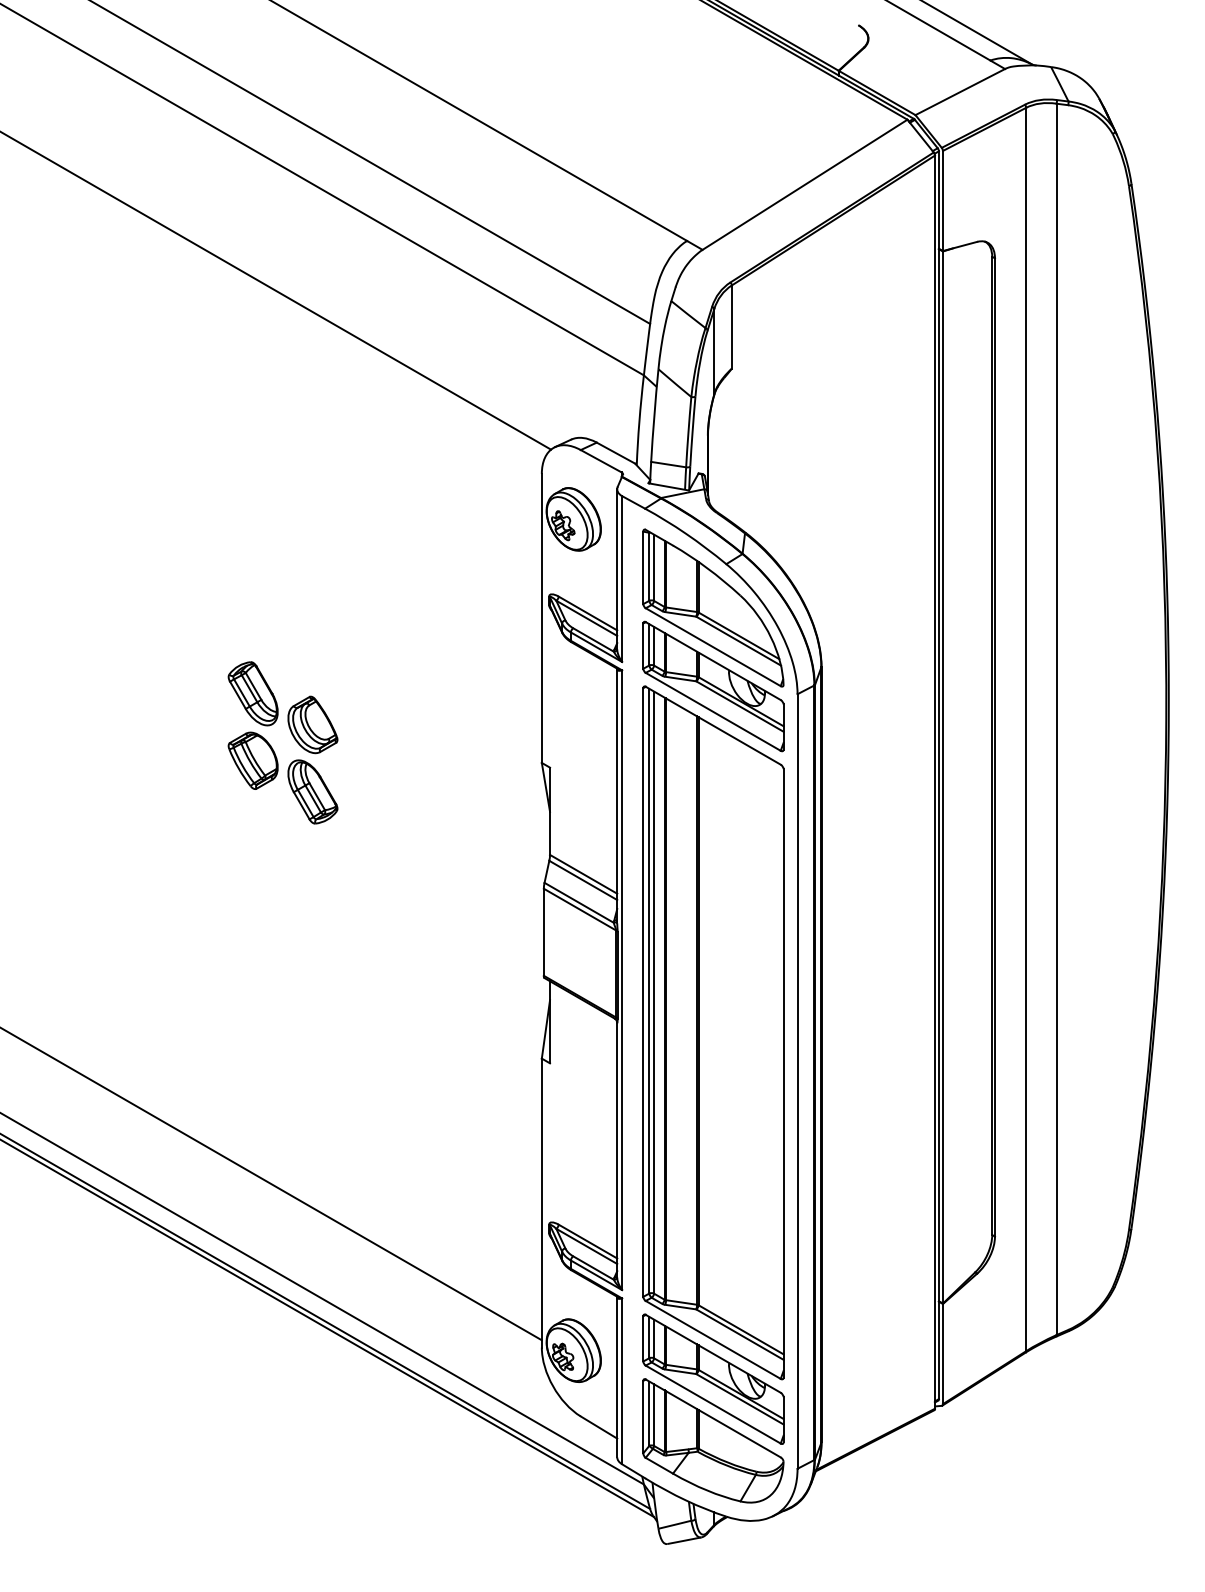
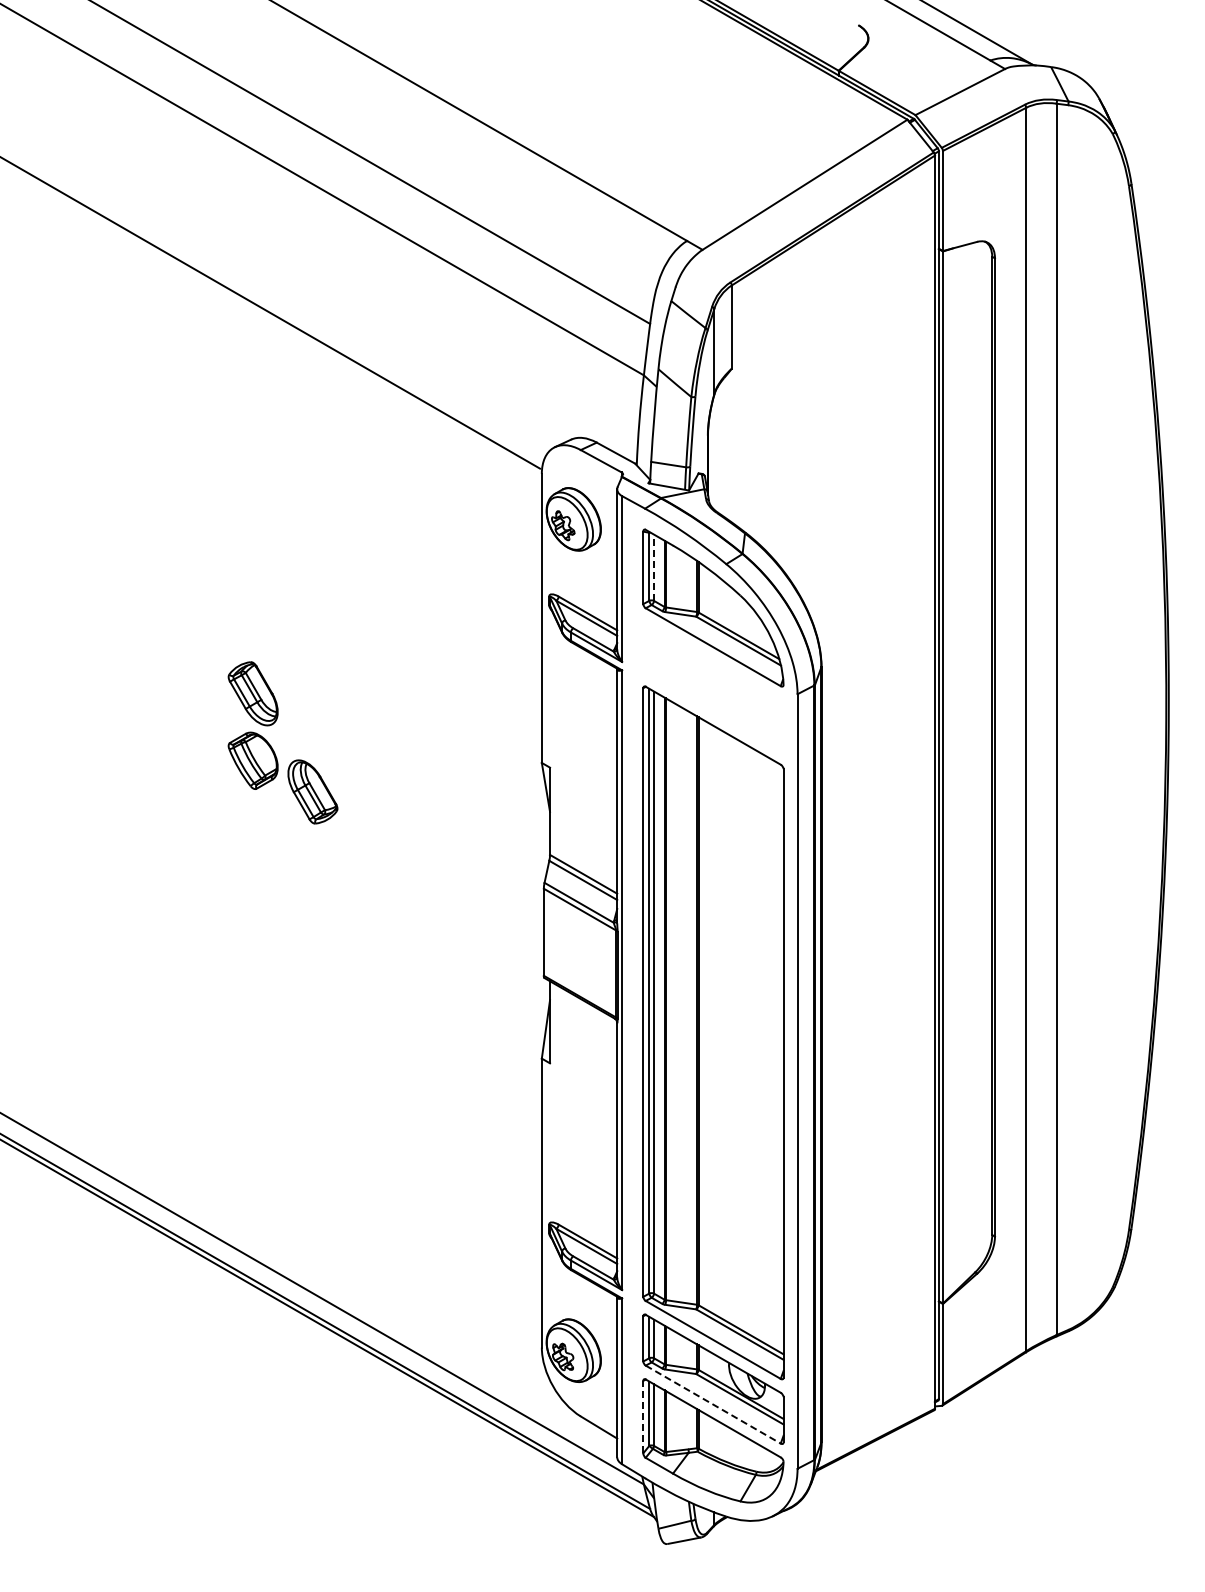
line position: (276, 291) -> (271, 313) (271, 313)
line: solid -> dashed (654, 567)
part: present -> none (713, 686)
part: present -> none (312, 724)
line: present -> none (271, 1184)
line: solid -> dashed (713, 1404)
line: solid -> dashed (643, 1416)
